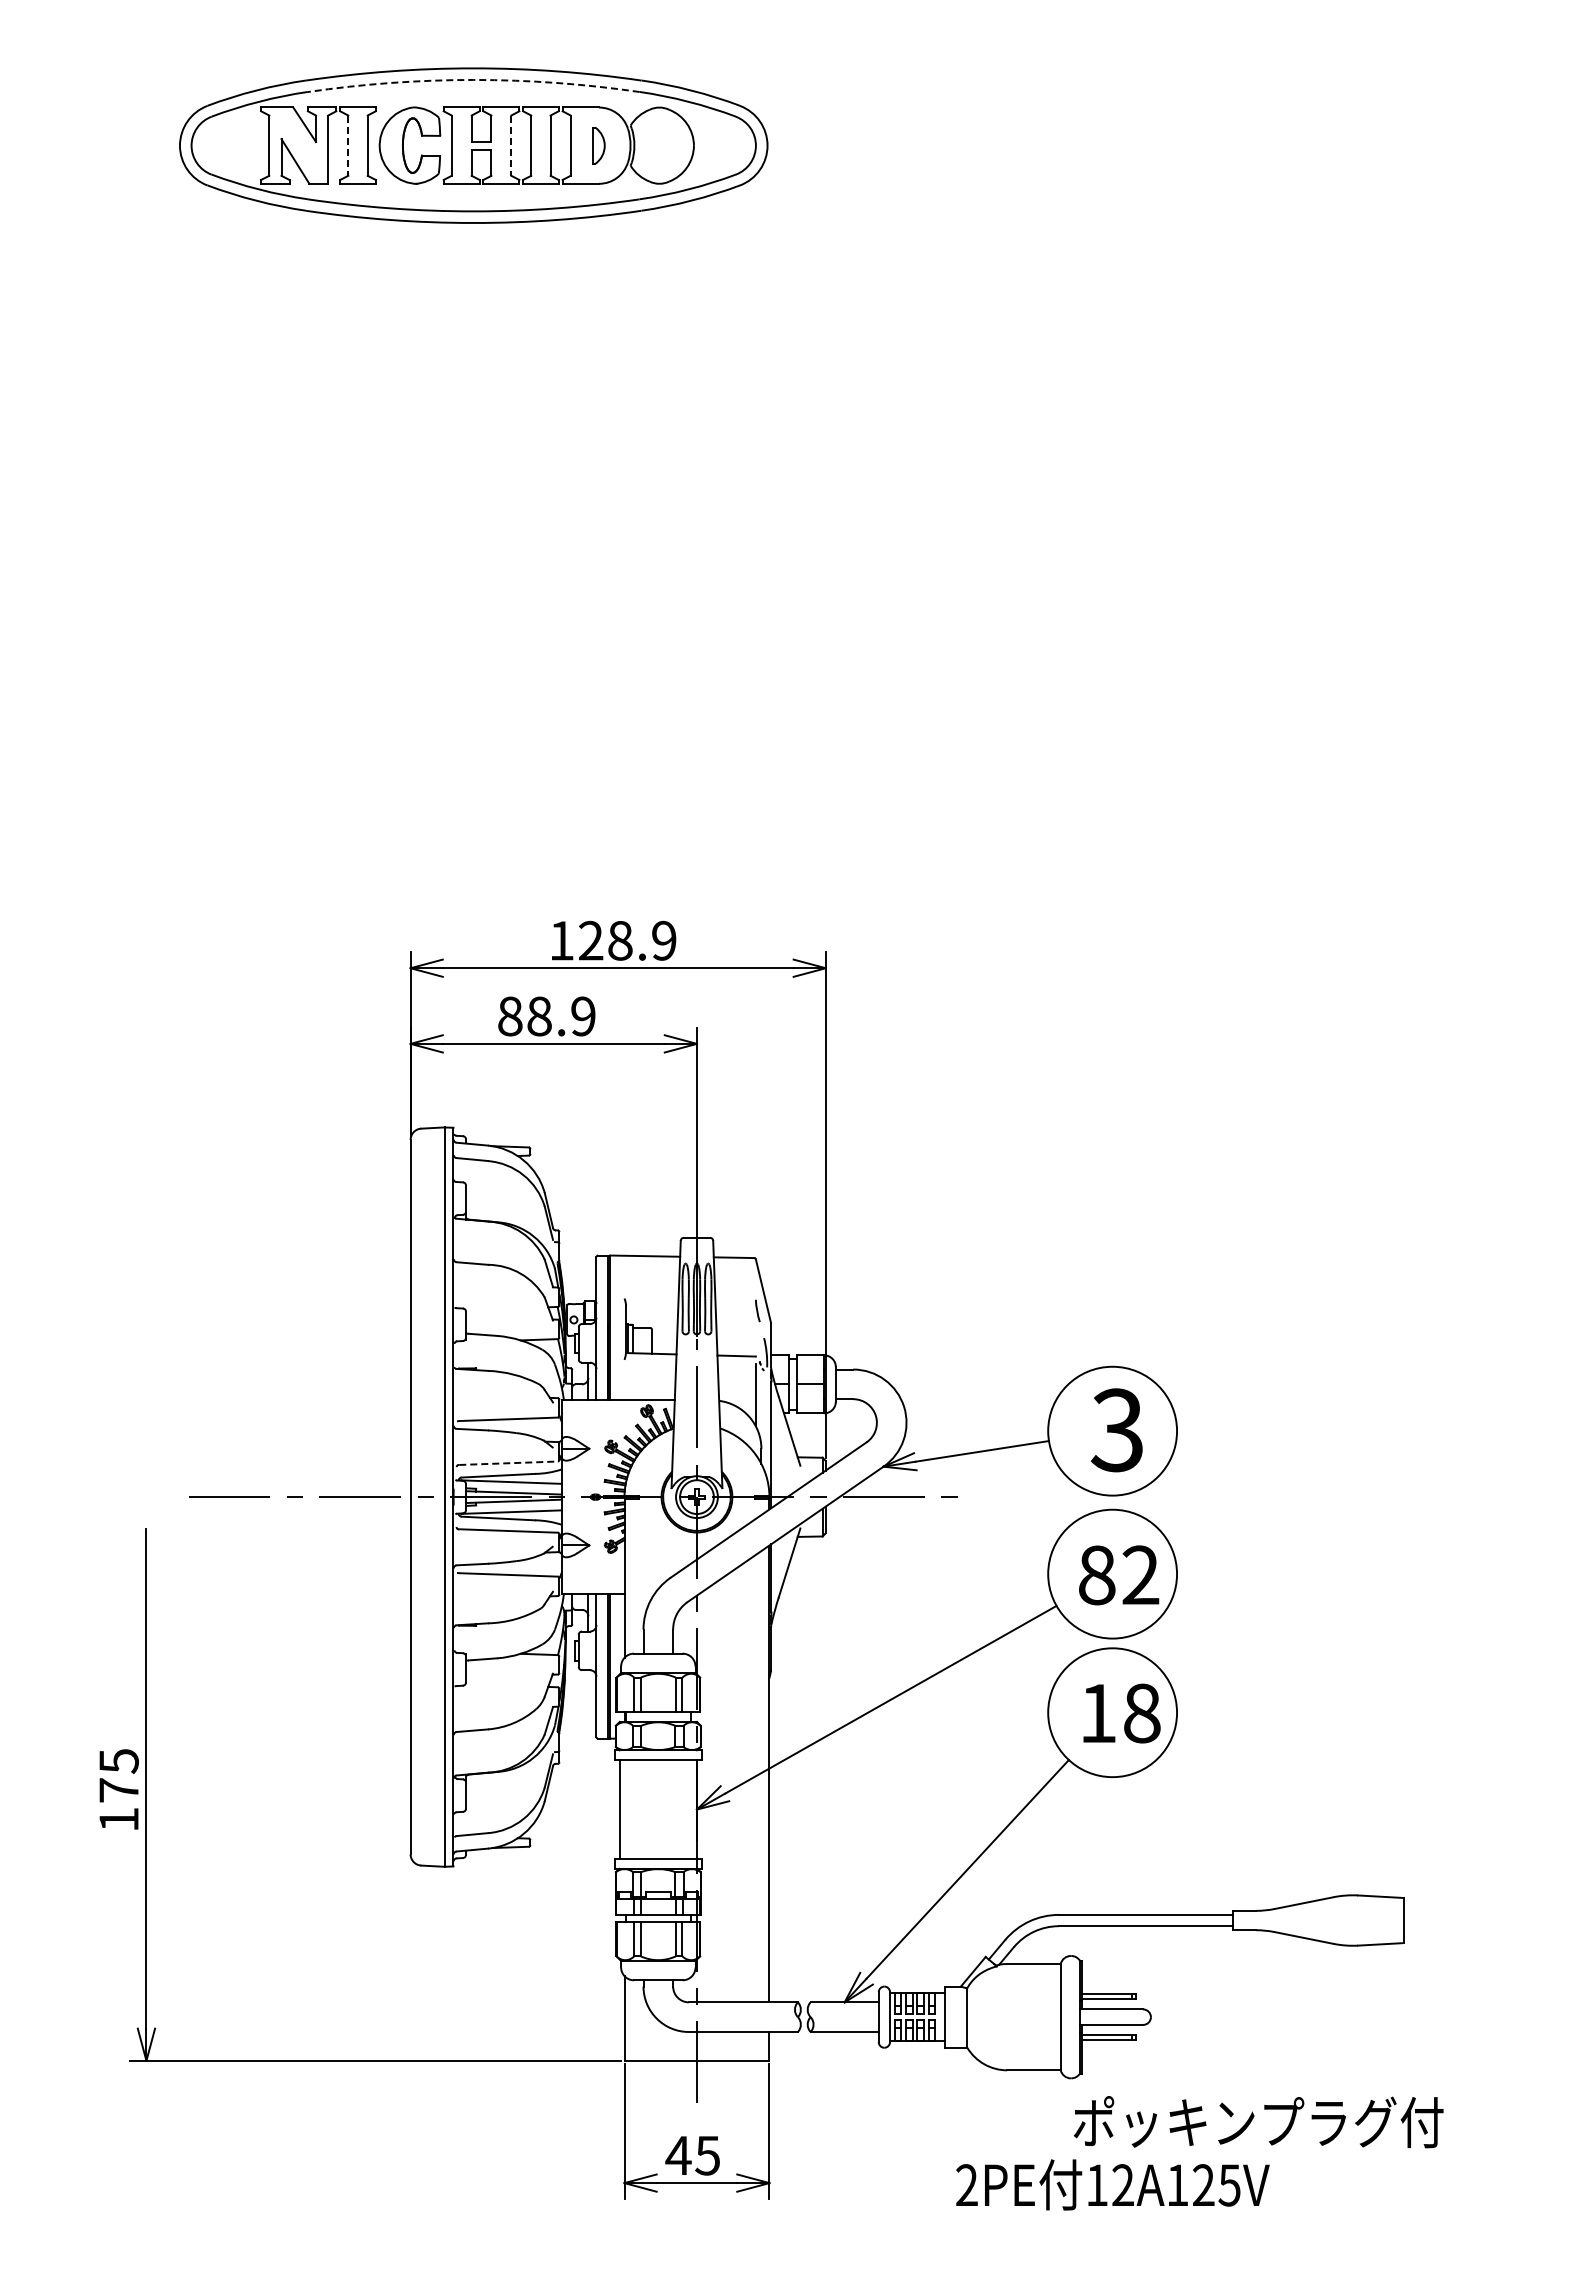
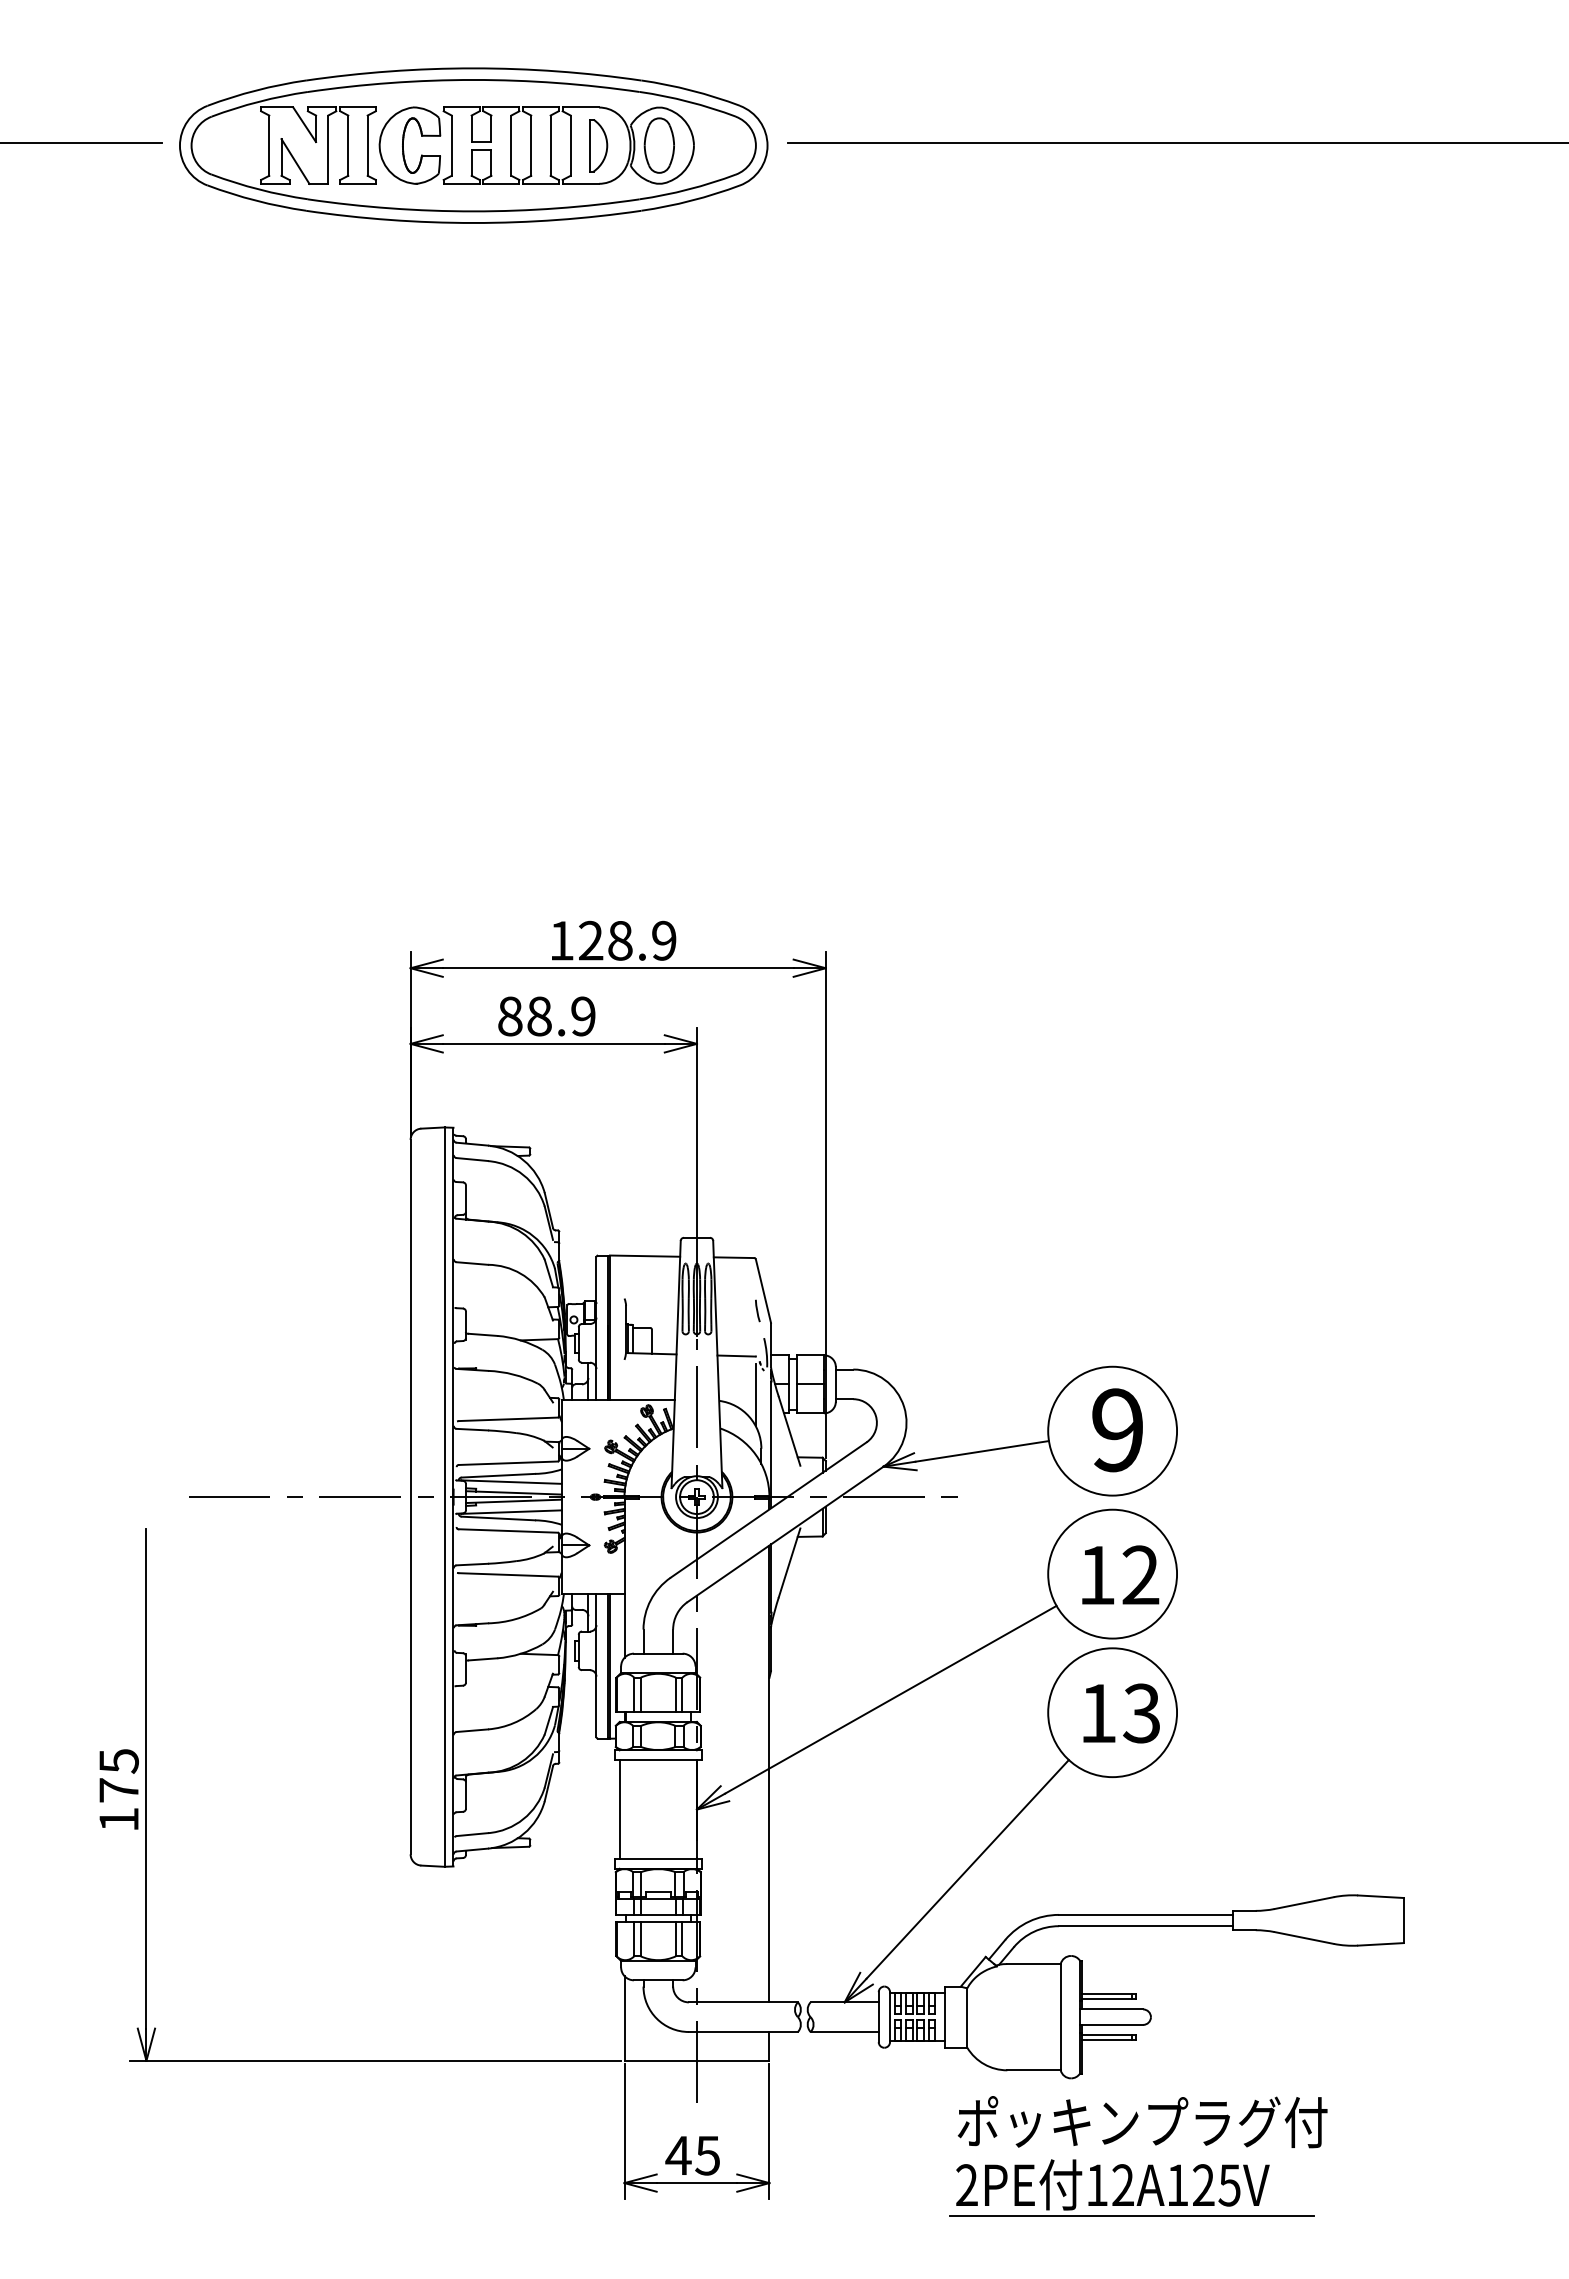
arc: dashed -> solid (473, 79)
line: none -> present (82, 142)
line: none -> present (1176, 142)
part size: 14x38 px -> 20x54 px (598, 145)
part: none -> present (658, 145)
line: dashed -> solid (348, 146)
line: dashed -> solid (511, 146)
text: 3 -> 9 (1116, 1430)
line: dashed -> solid (509, 1463)
text: 82 -> 12 (1097, 1575)
text: 18 -> 13 (1141, 1713)
text position: (1258, 2122) -> (1142, 2122) (1142, 2122)
line: none -> present (1131, 2215)
